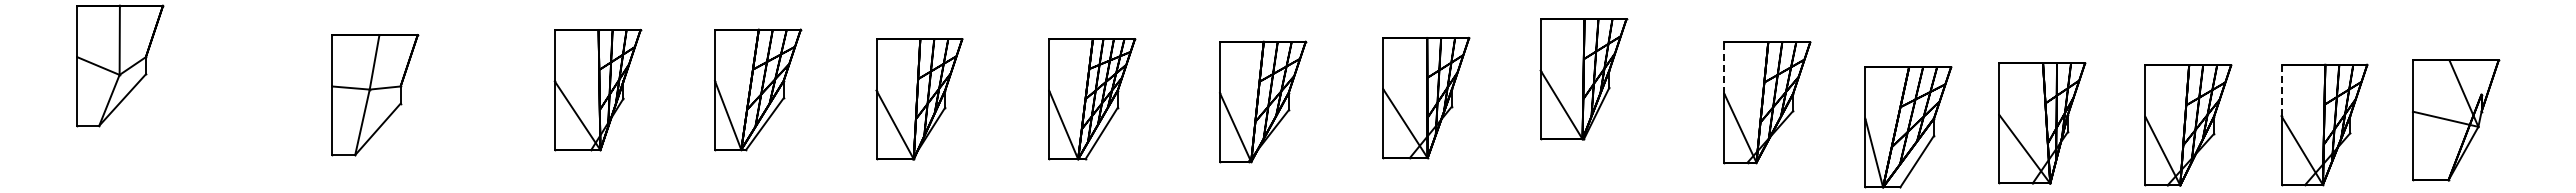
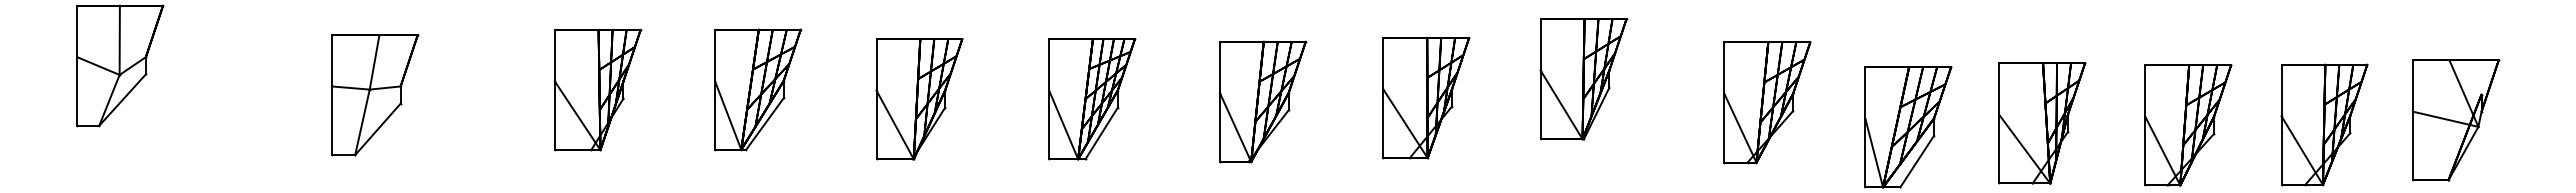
line: dashed -> solid (1724, 68)
line: dashed -> solid (2281, 90)
